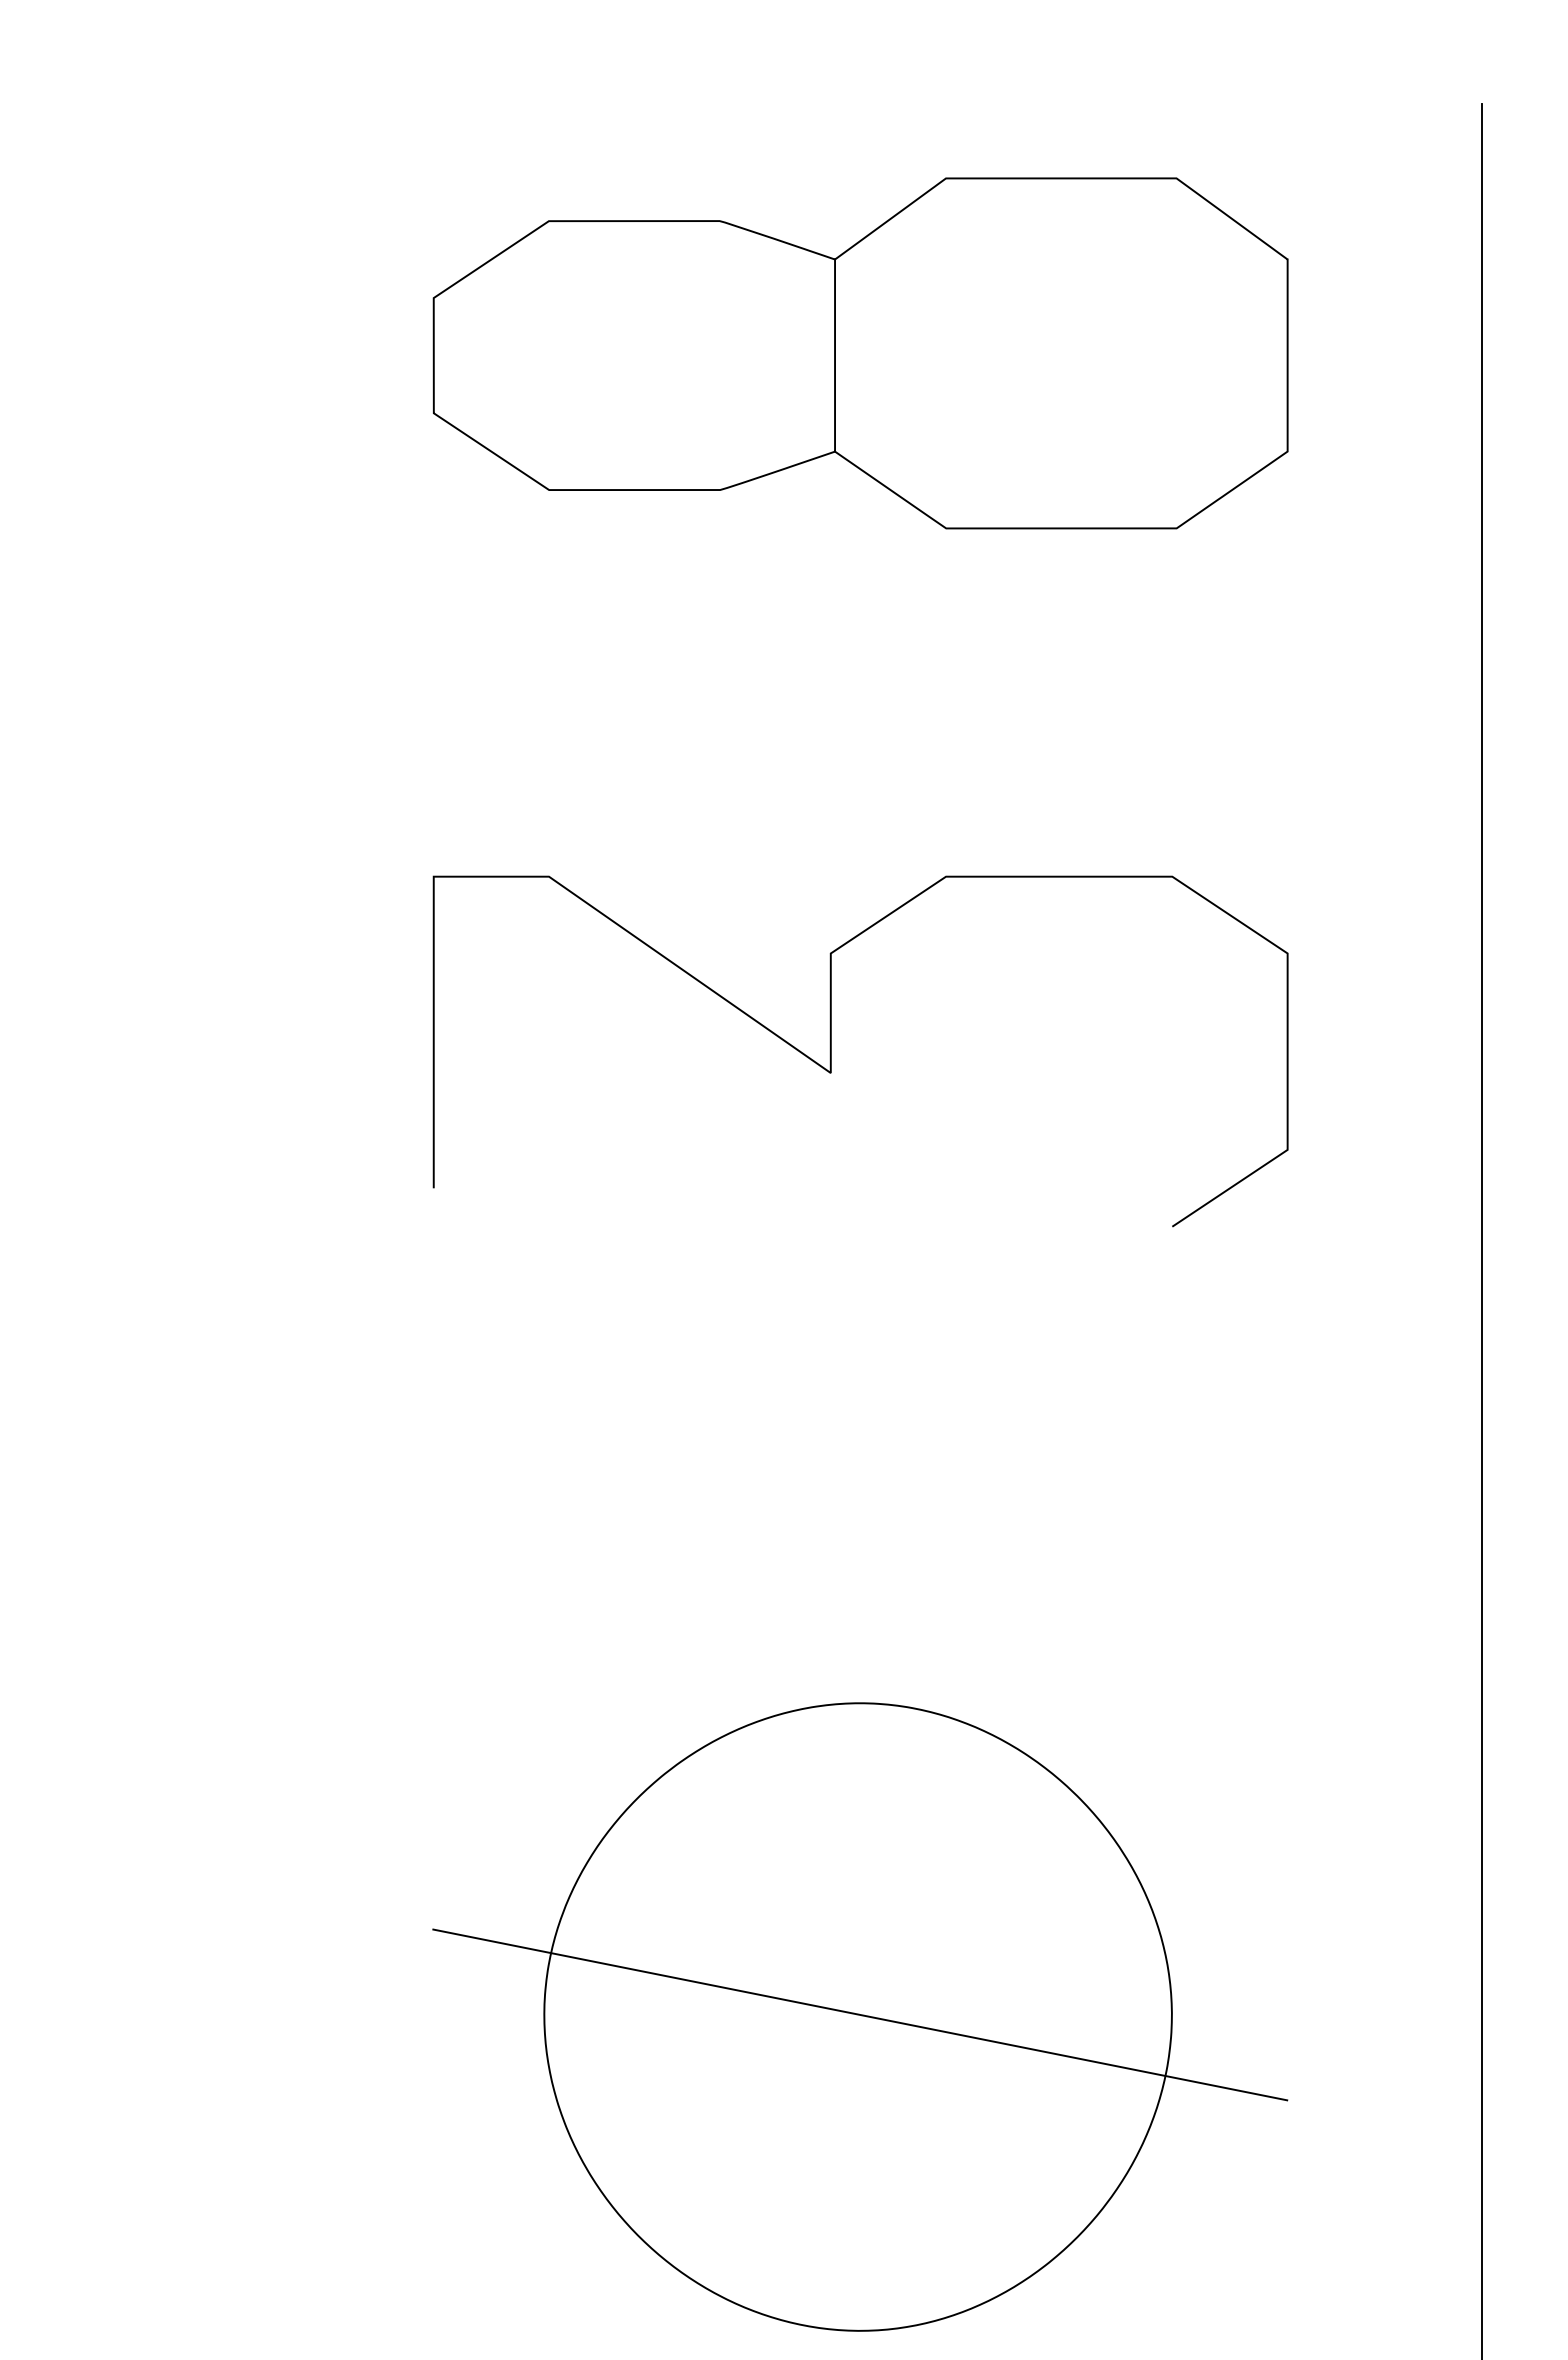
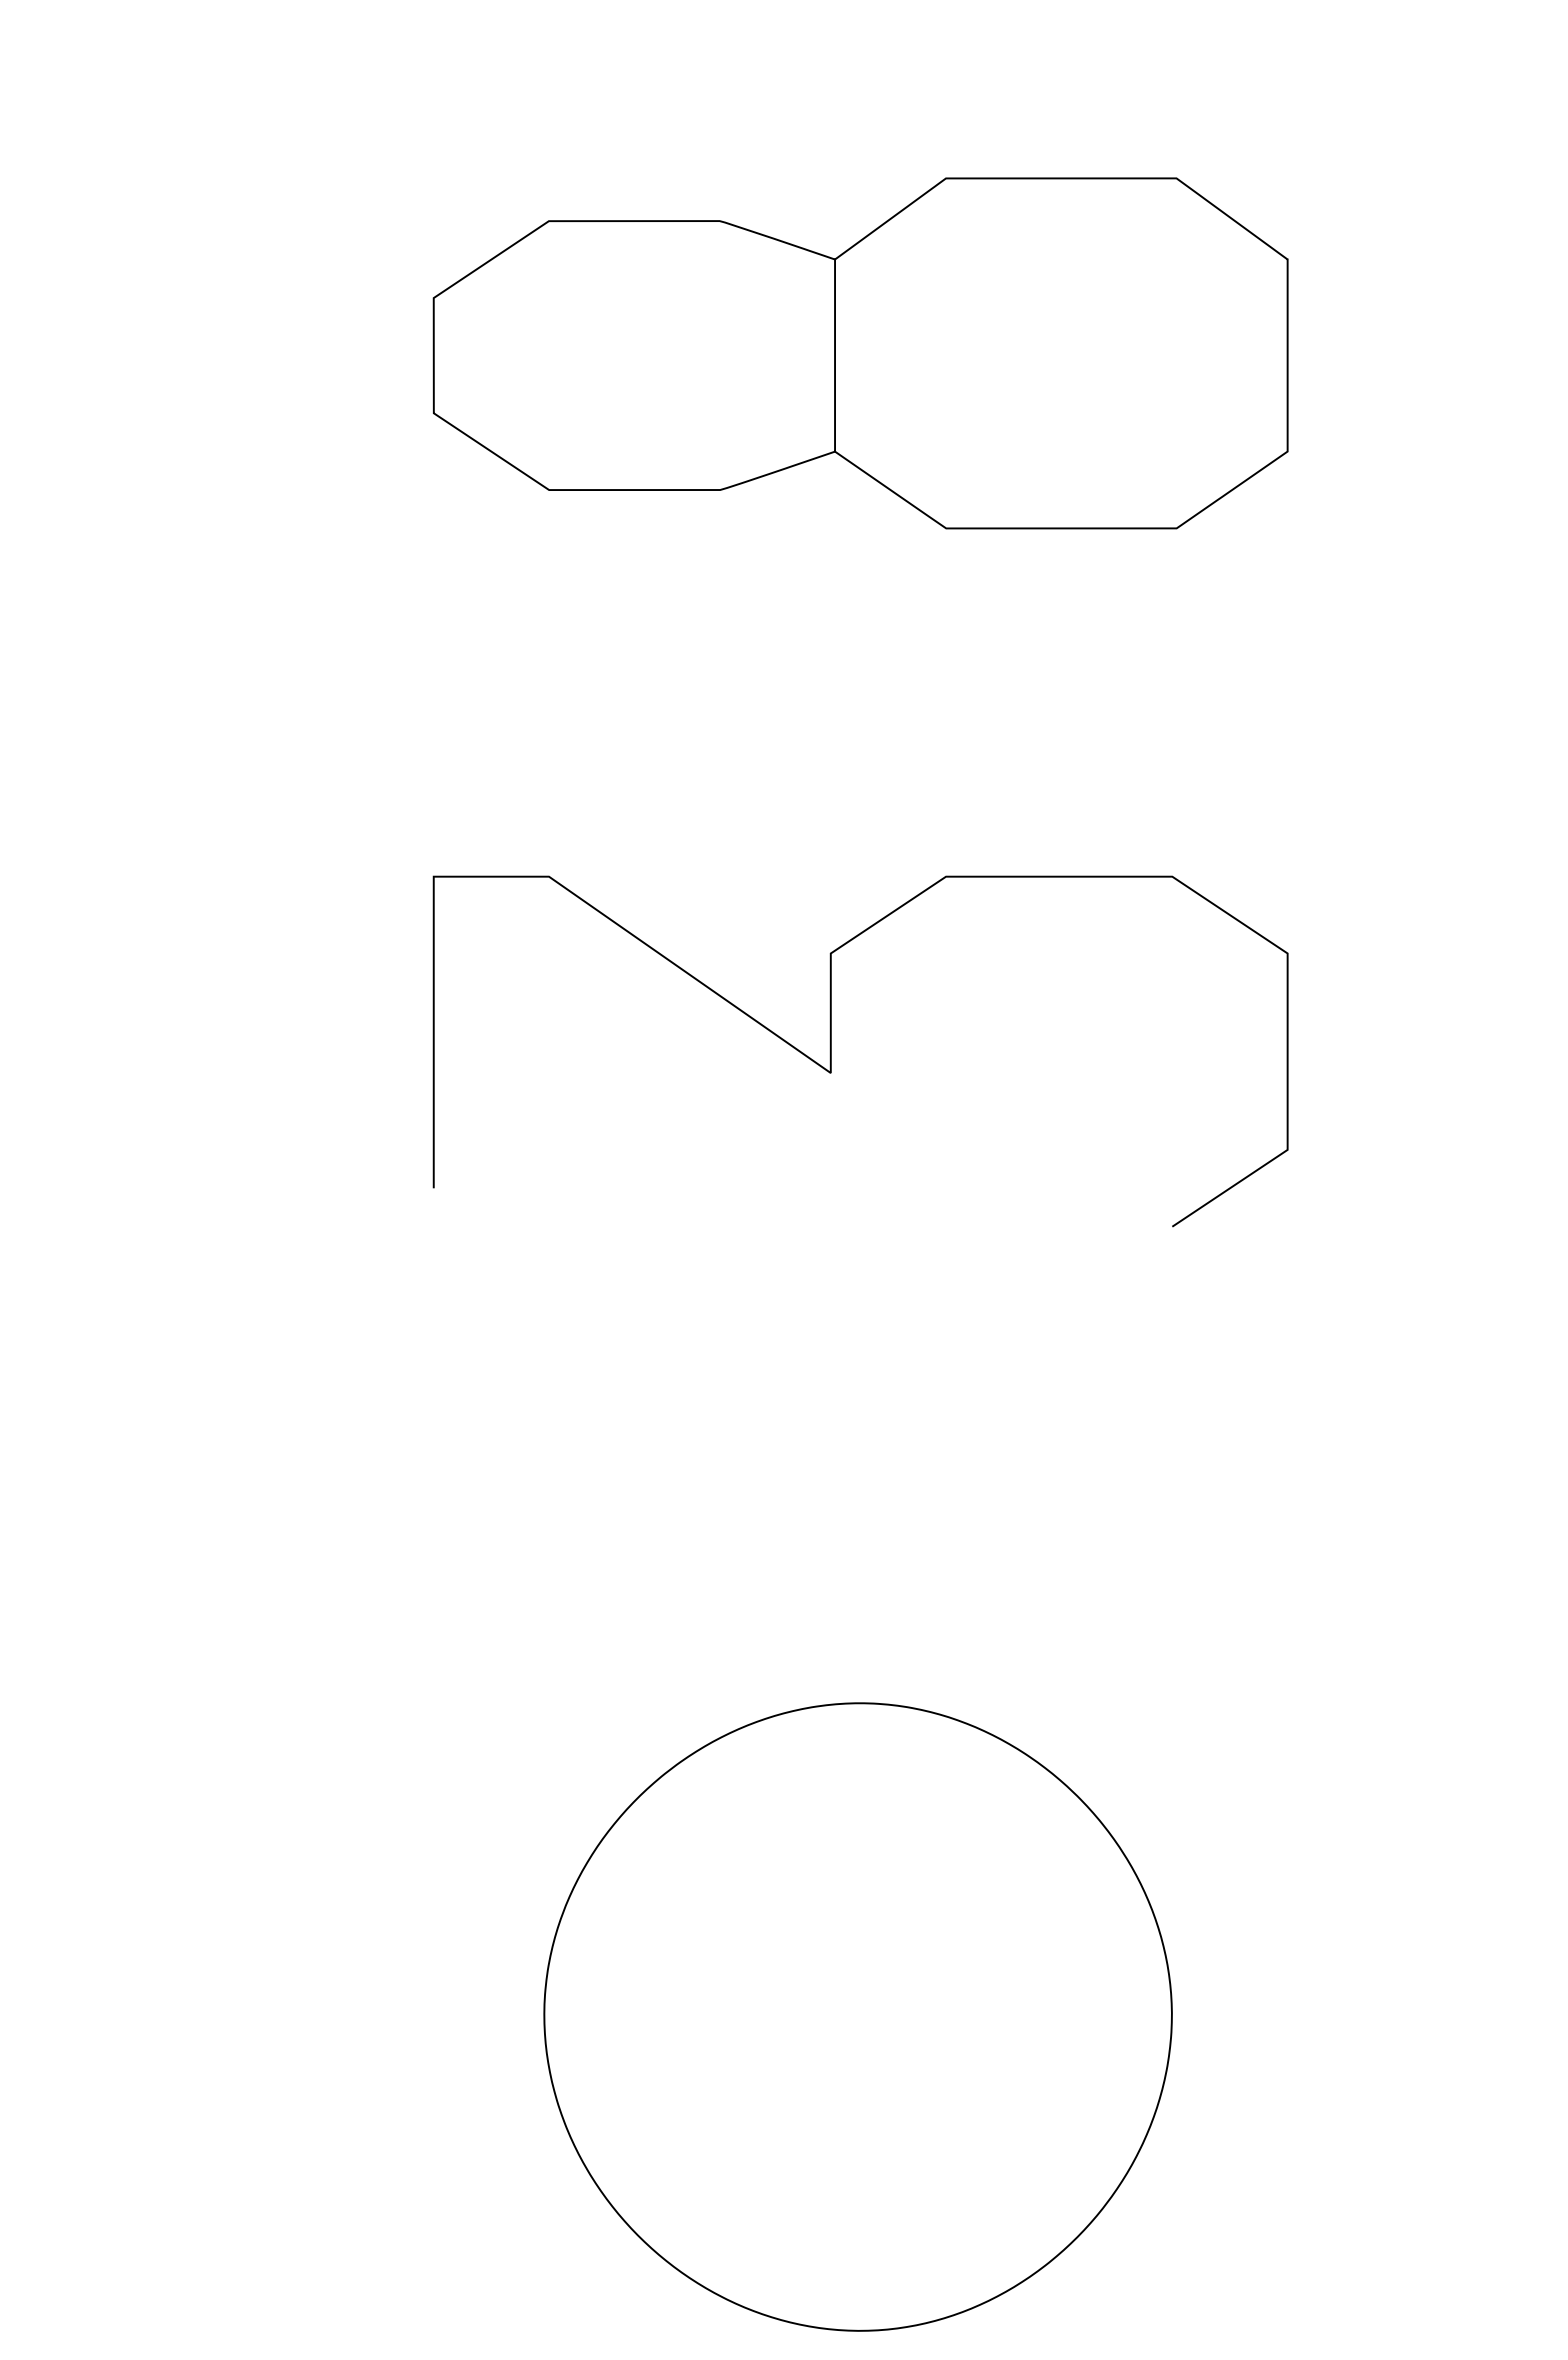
line: present -> none (1482, 1229)
line: present -> none (860, 2014)
